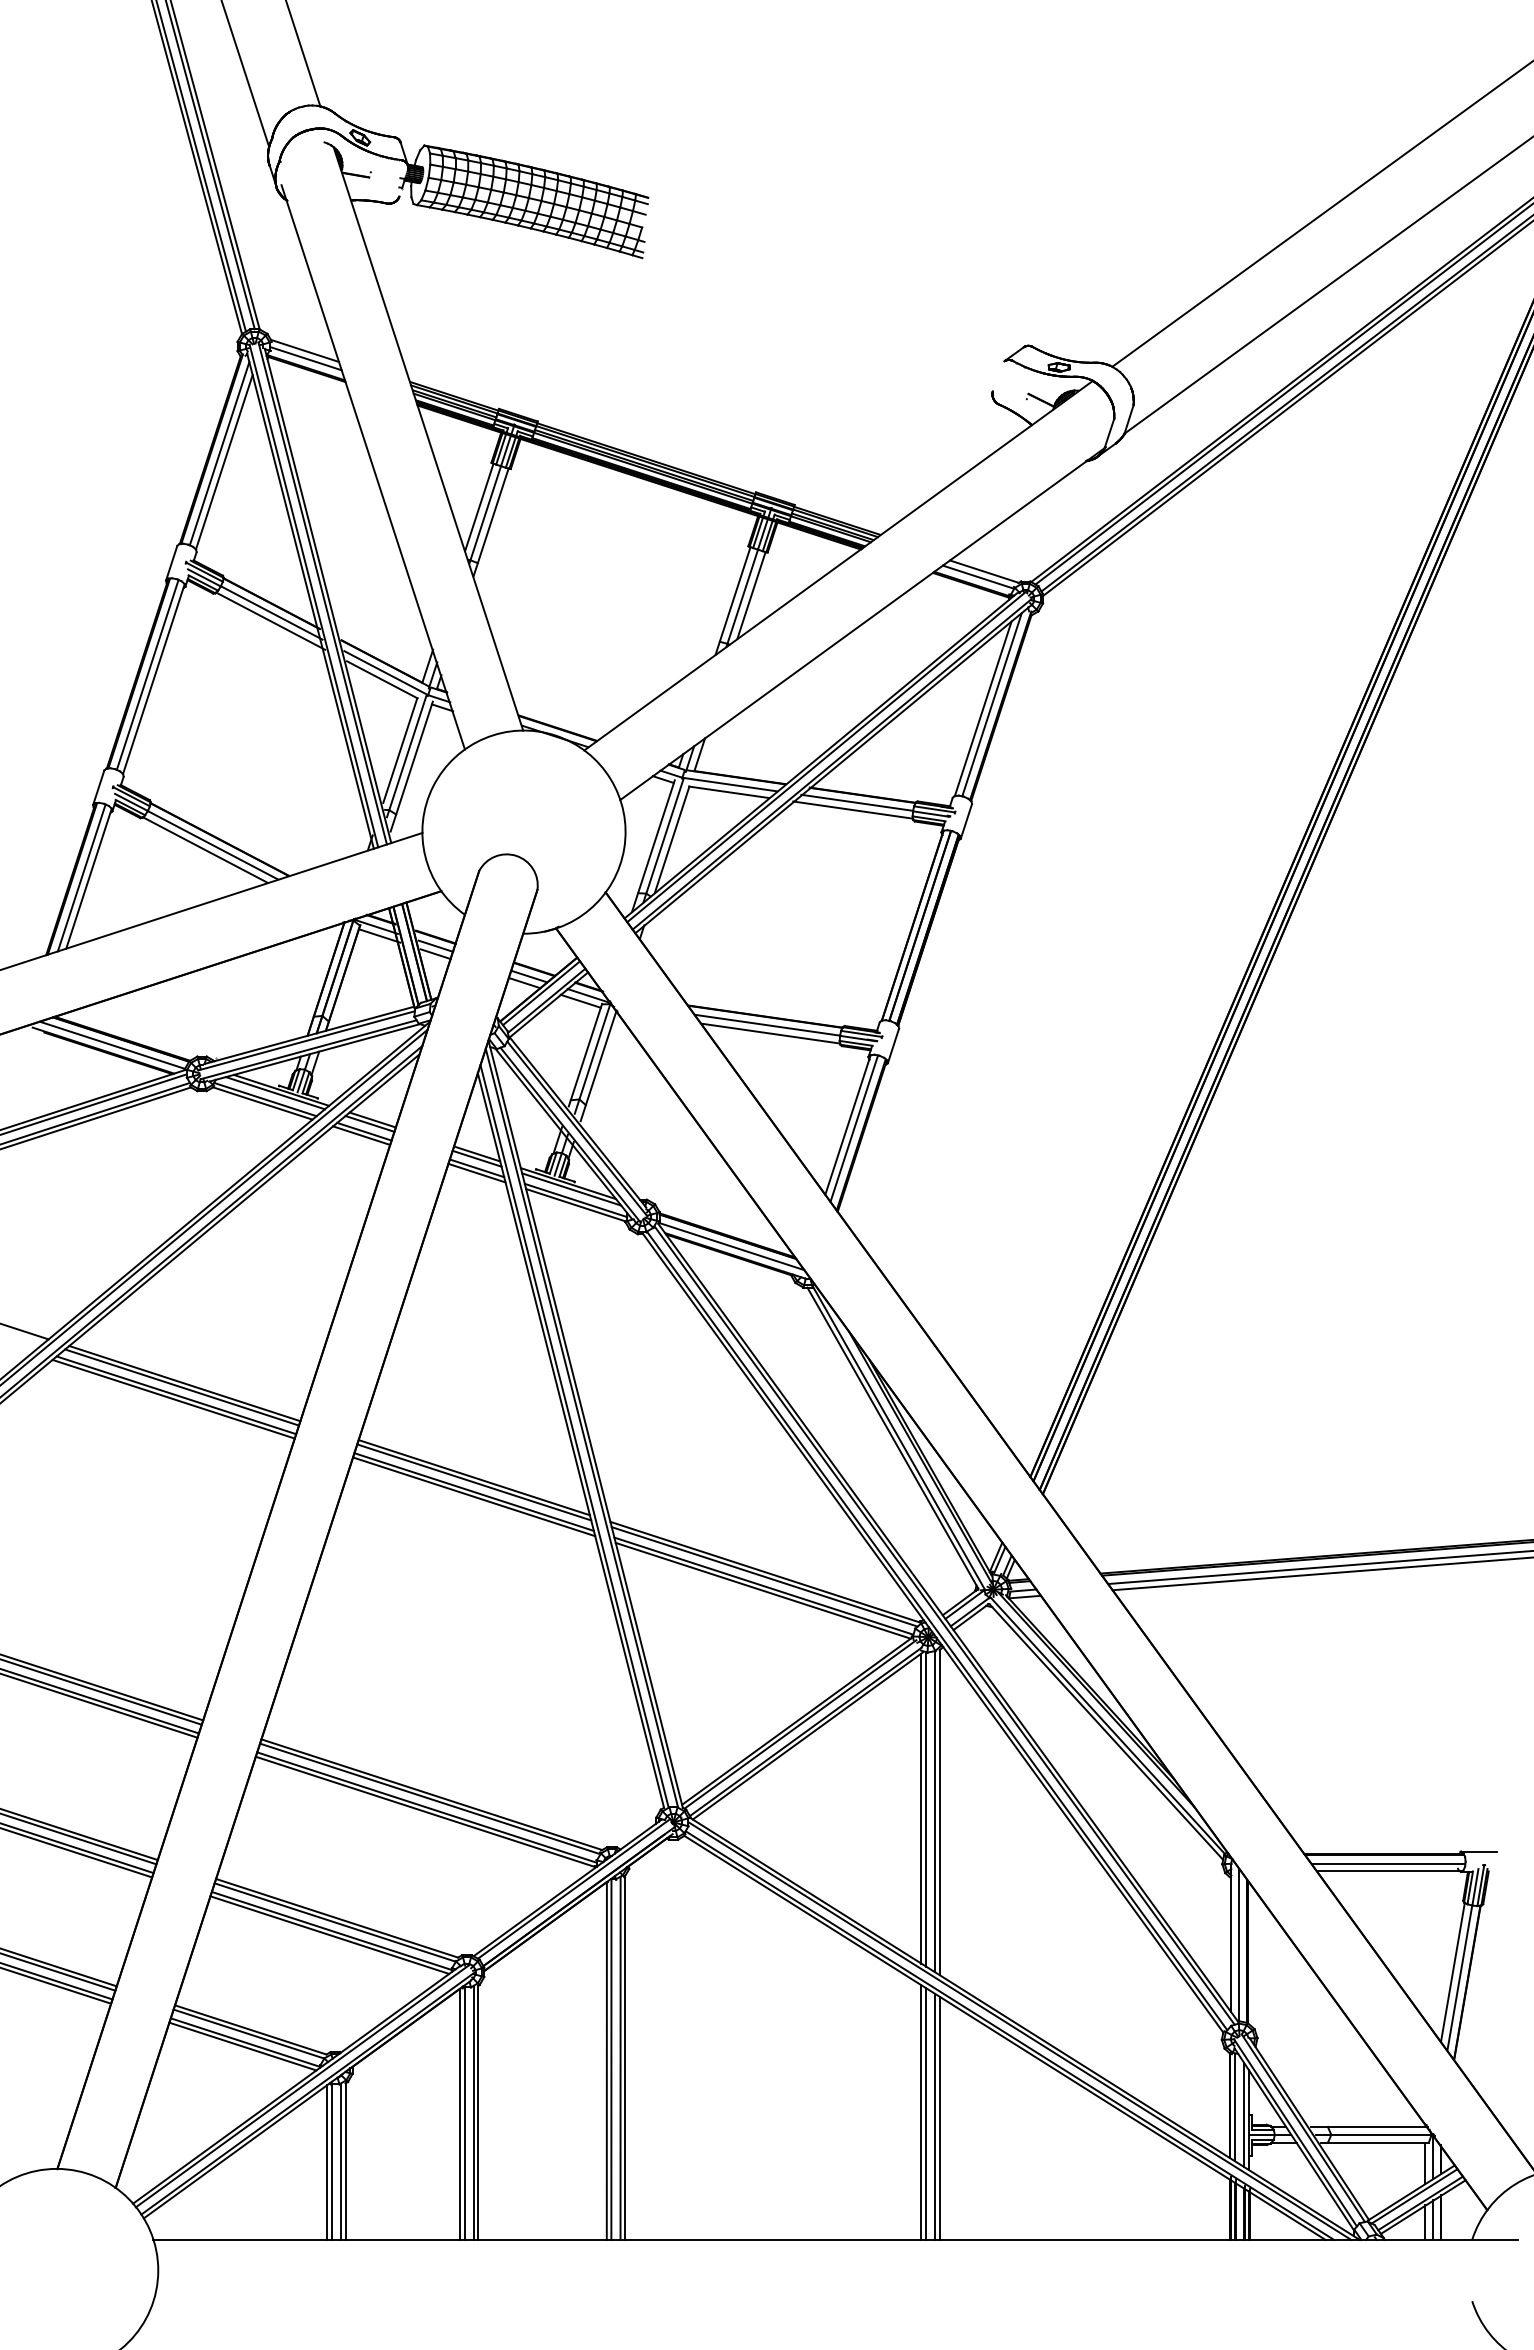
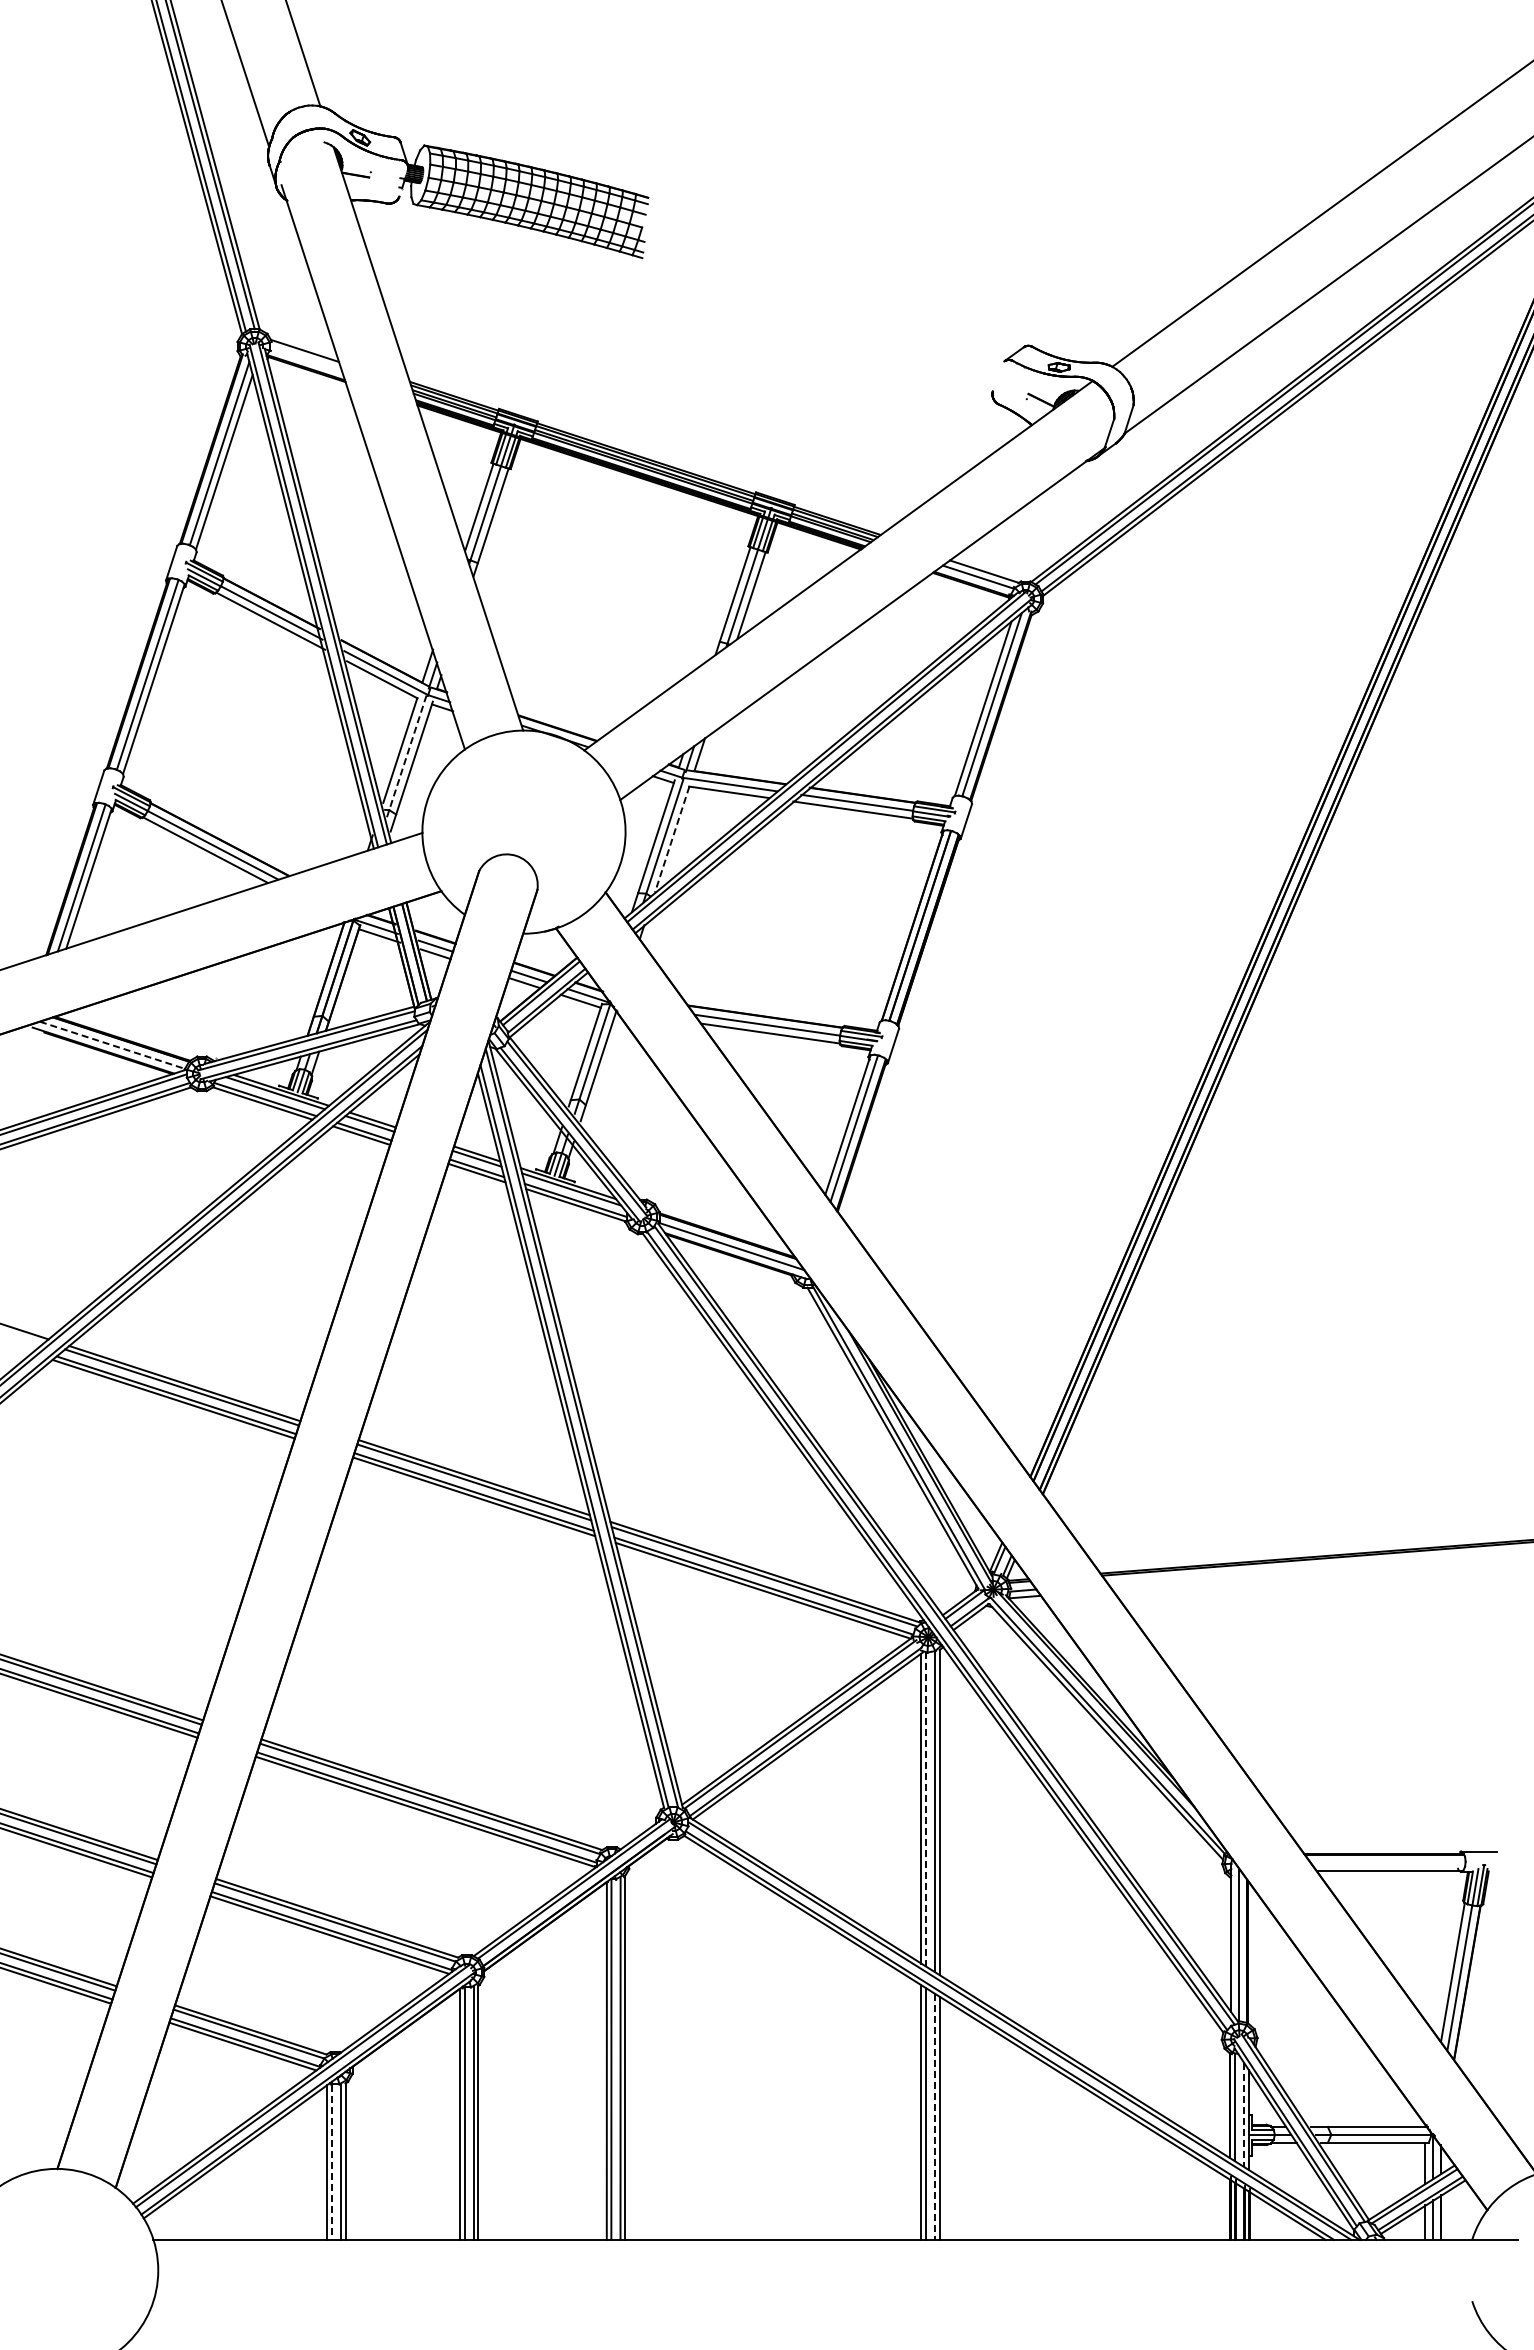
line: present -> none (305, 358)
line: solid -> dashed (406, 755)
line: solid -> dashed (672, 839)
line: solid -> dashed (112, 1045)
line: present -> none (1319, 1567)
line: present -> none (1321, 1573)
line: solid -> dashed (926, 1808)
line: present -> none (1388, 1864)
line: solid -> dashed (1243, 2115)
line: solid -> dashed (935, 2117)
line: solid -> dashed (331, 2162)
